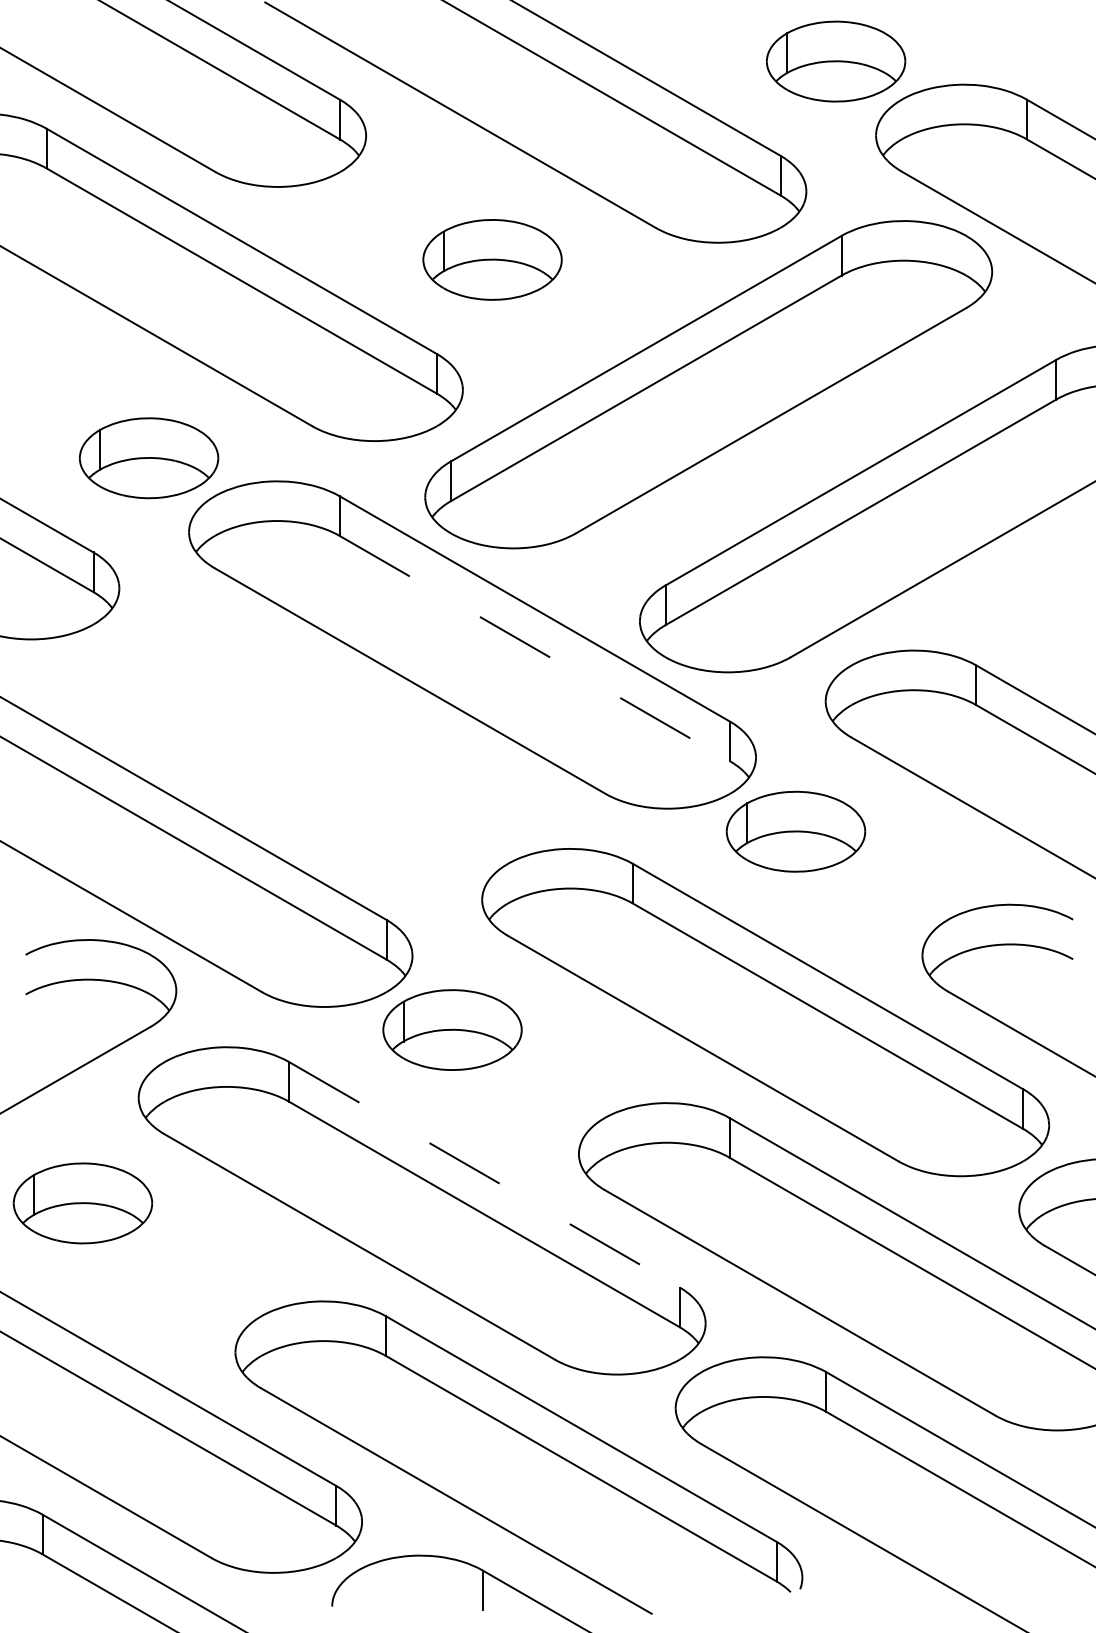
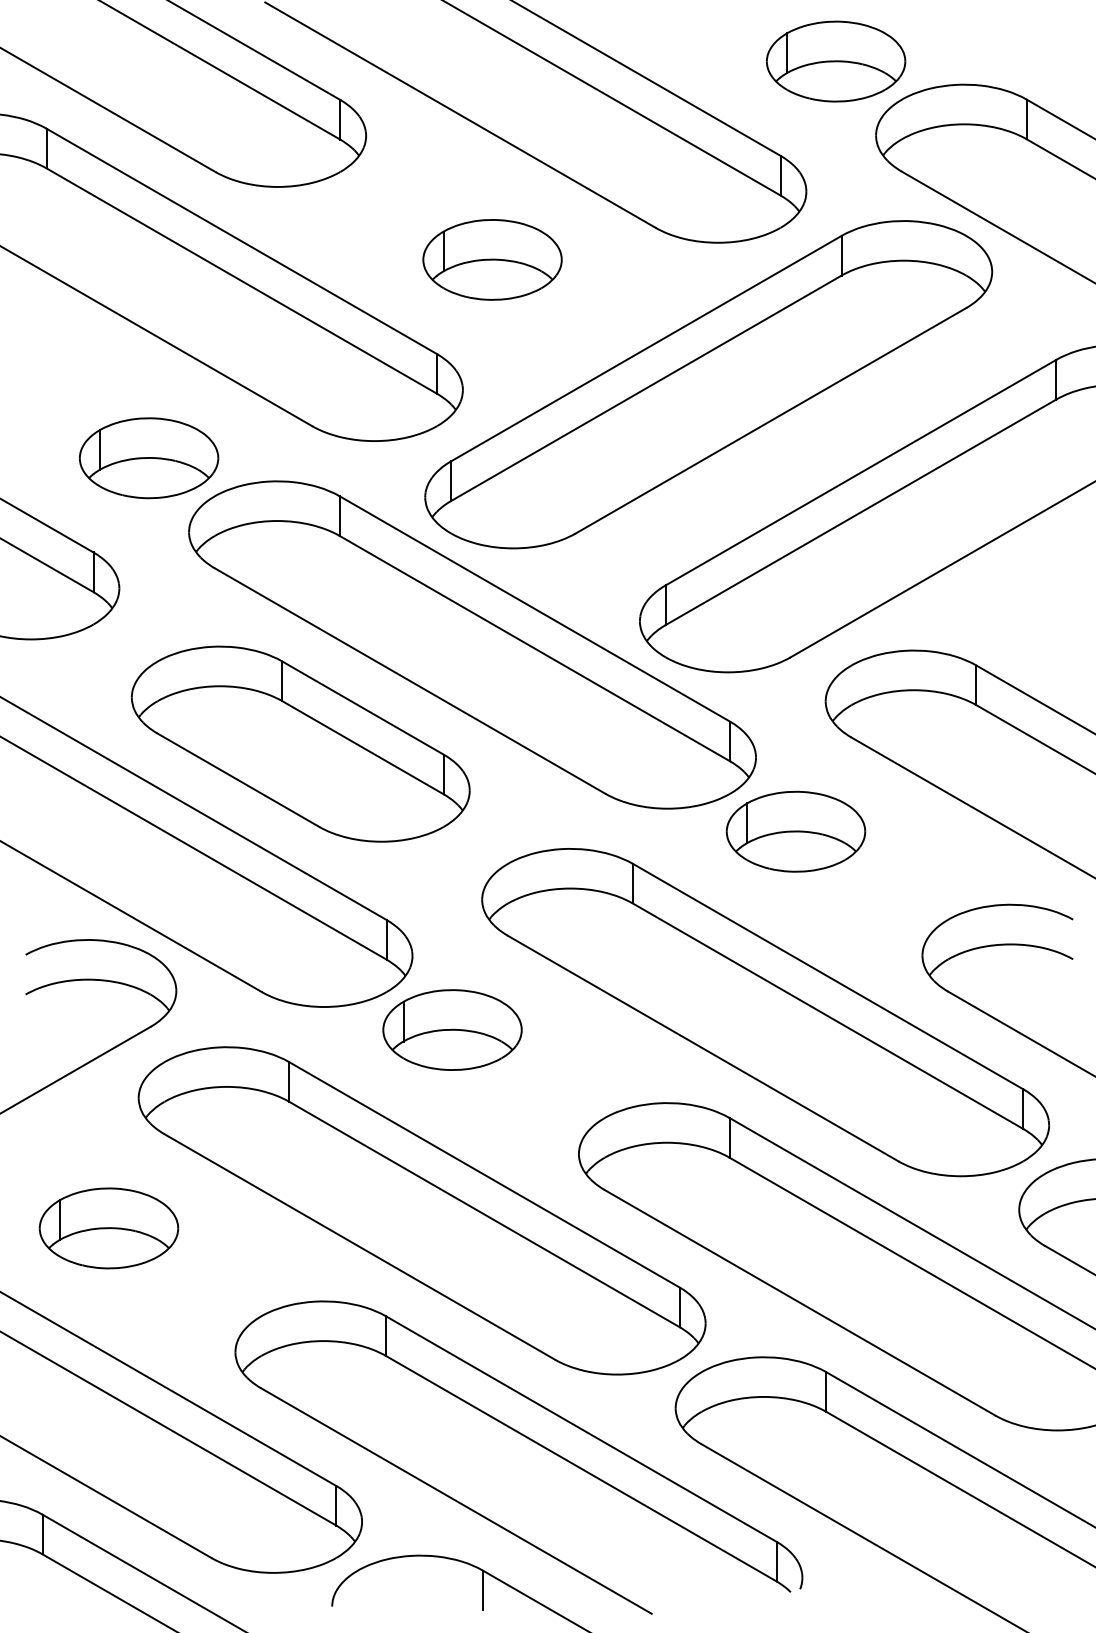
line: dashed -> solid (535, 648)
part: none -> present (300, 743)
line: dashed -> solid (484, 1175)
part position: (82, 1203) -> (108, 1228) (108, 1228)
